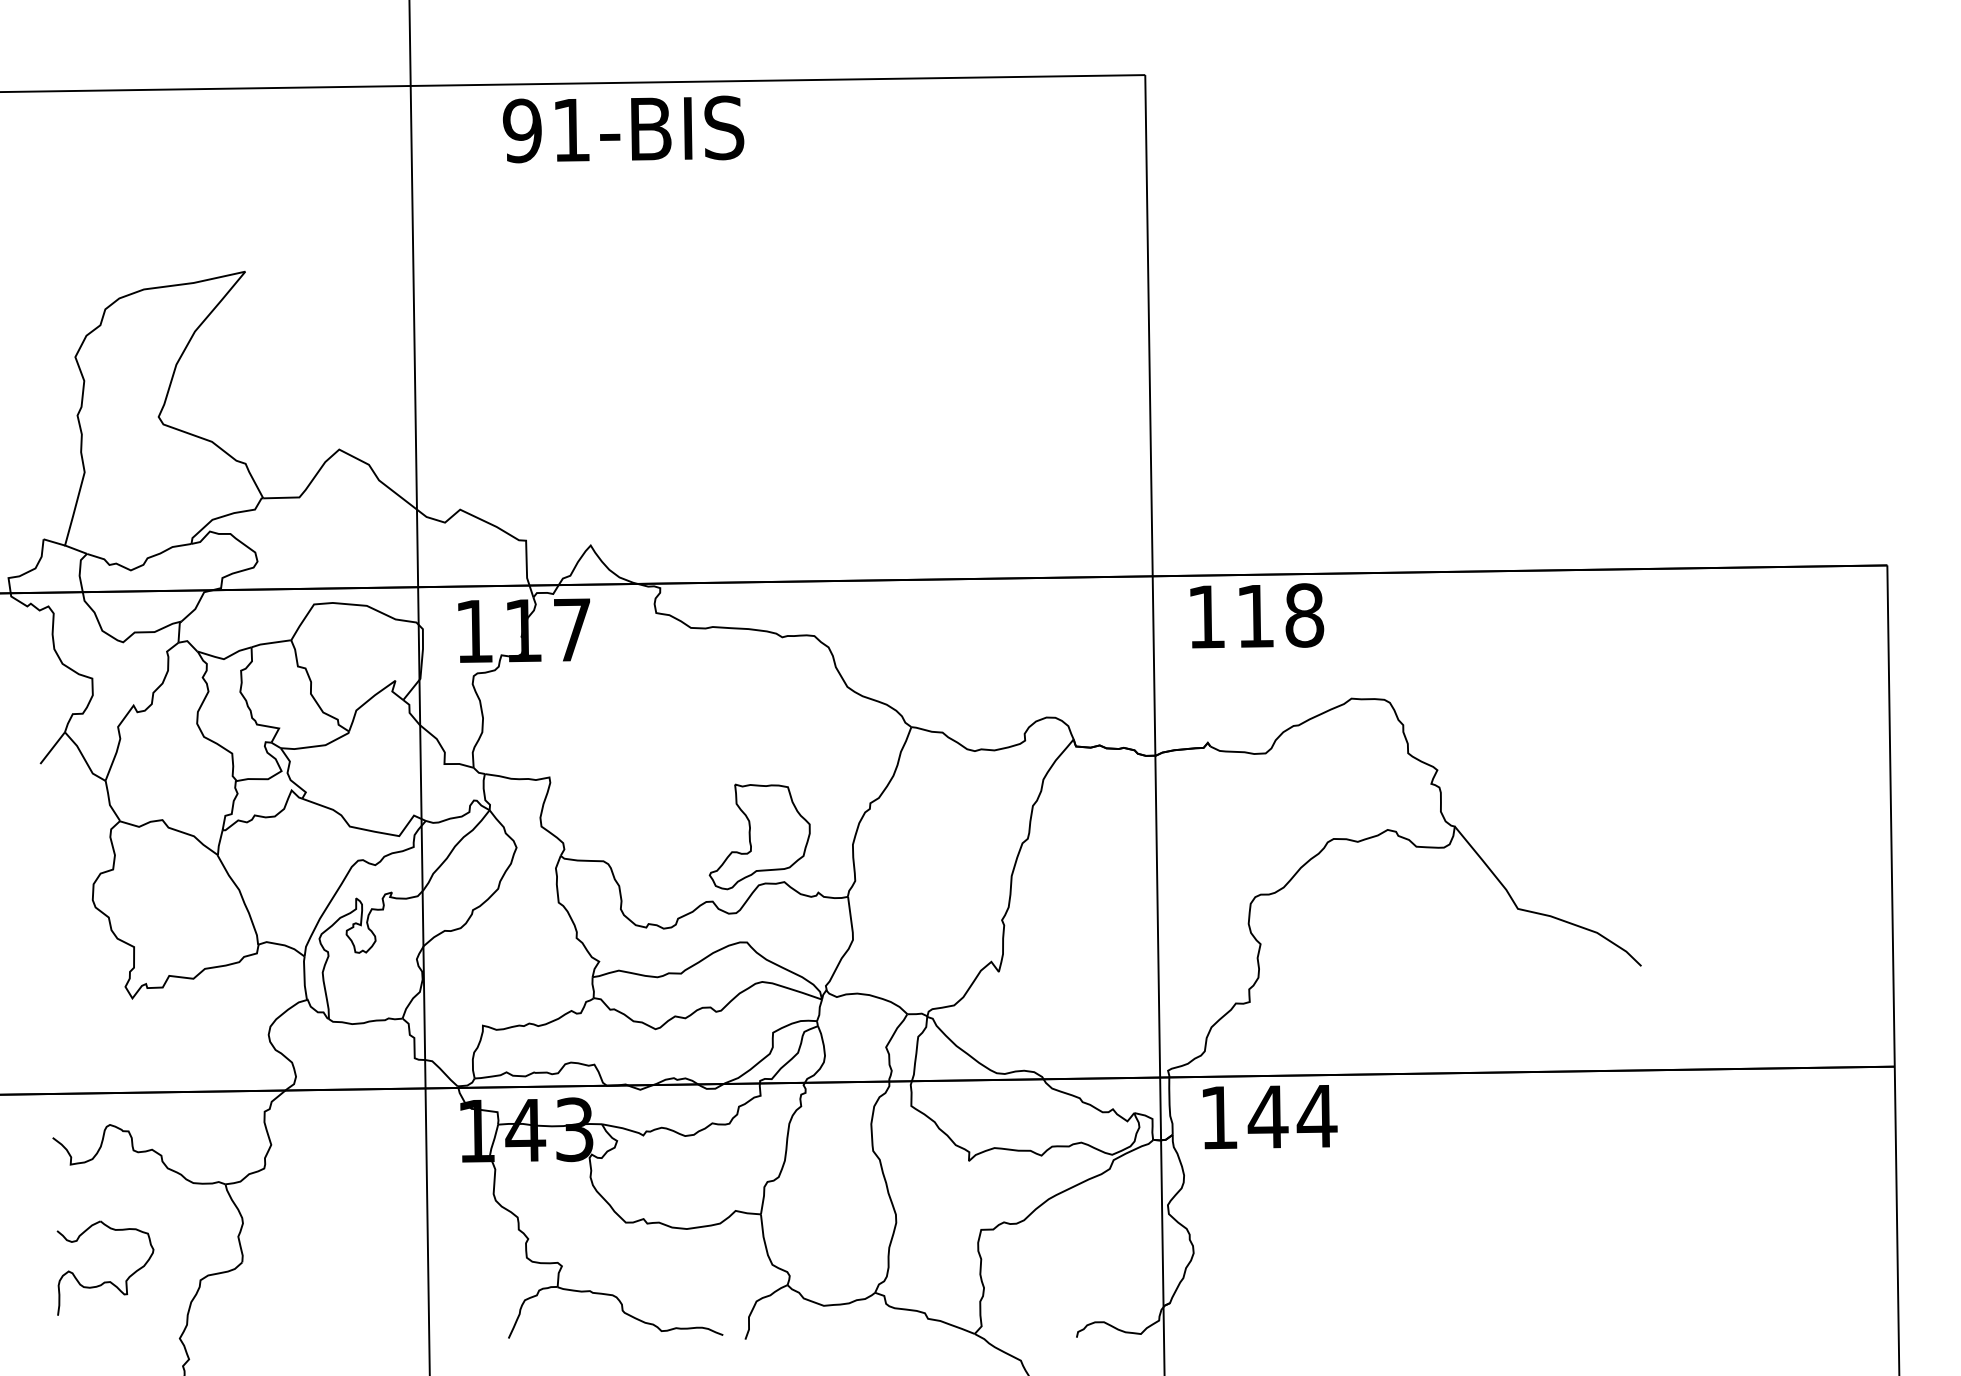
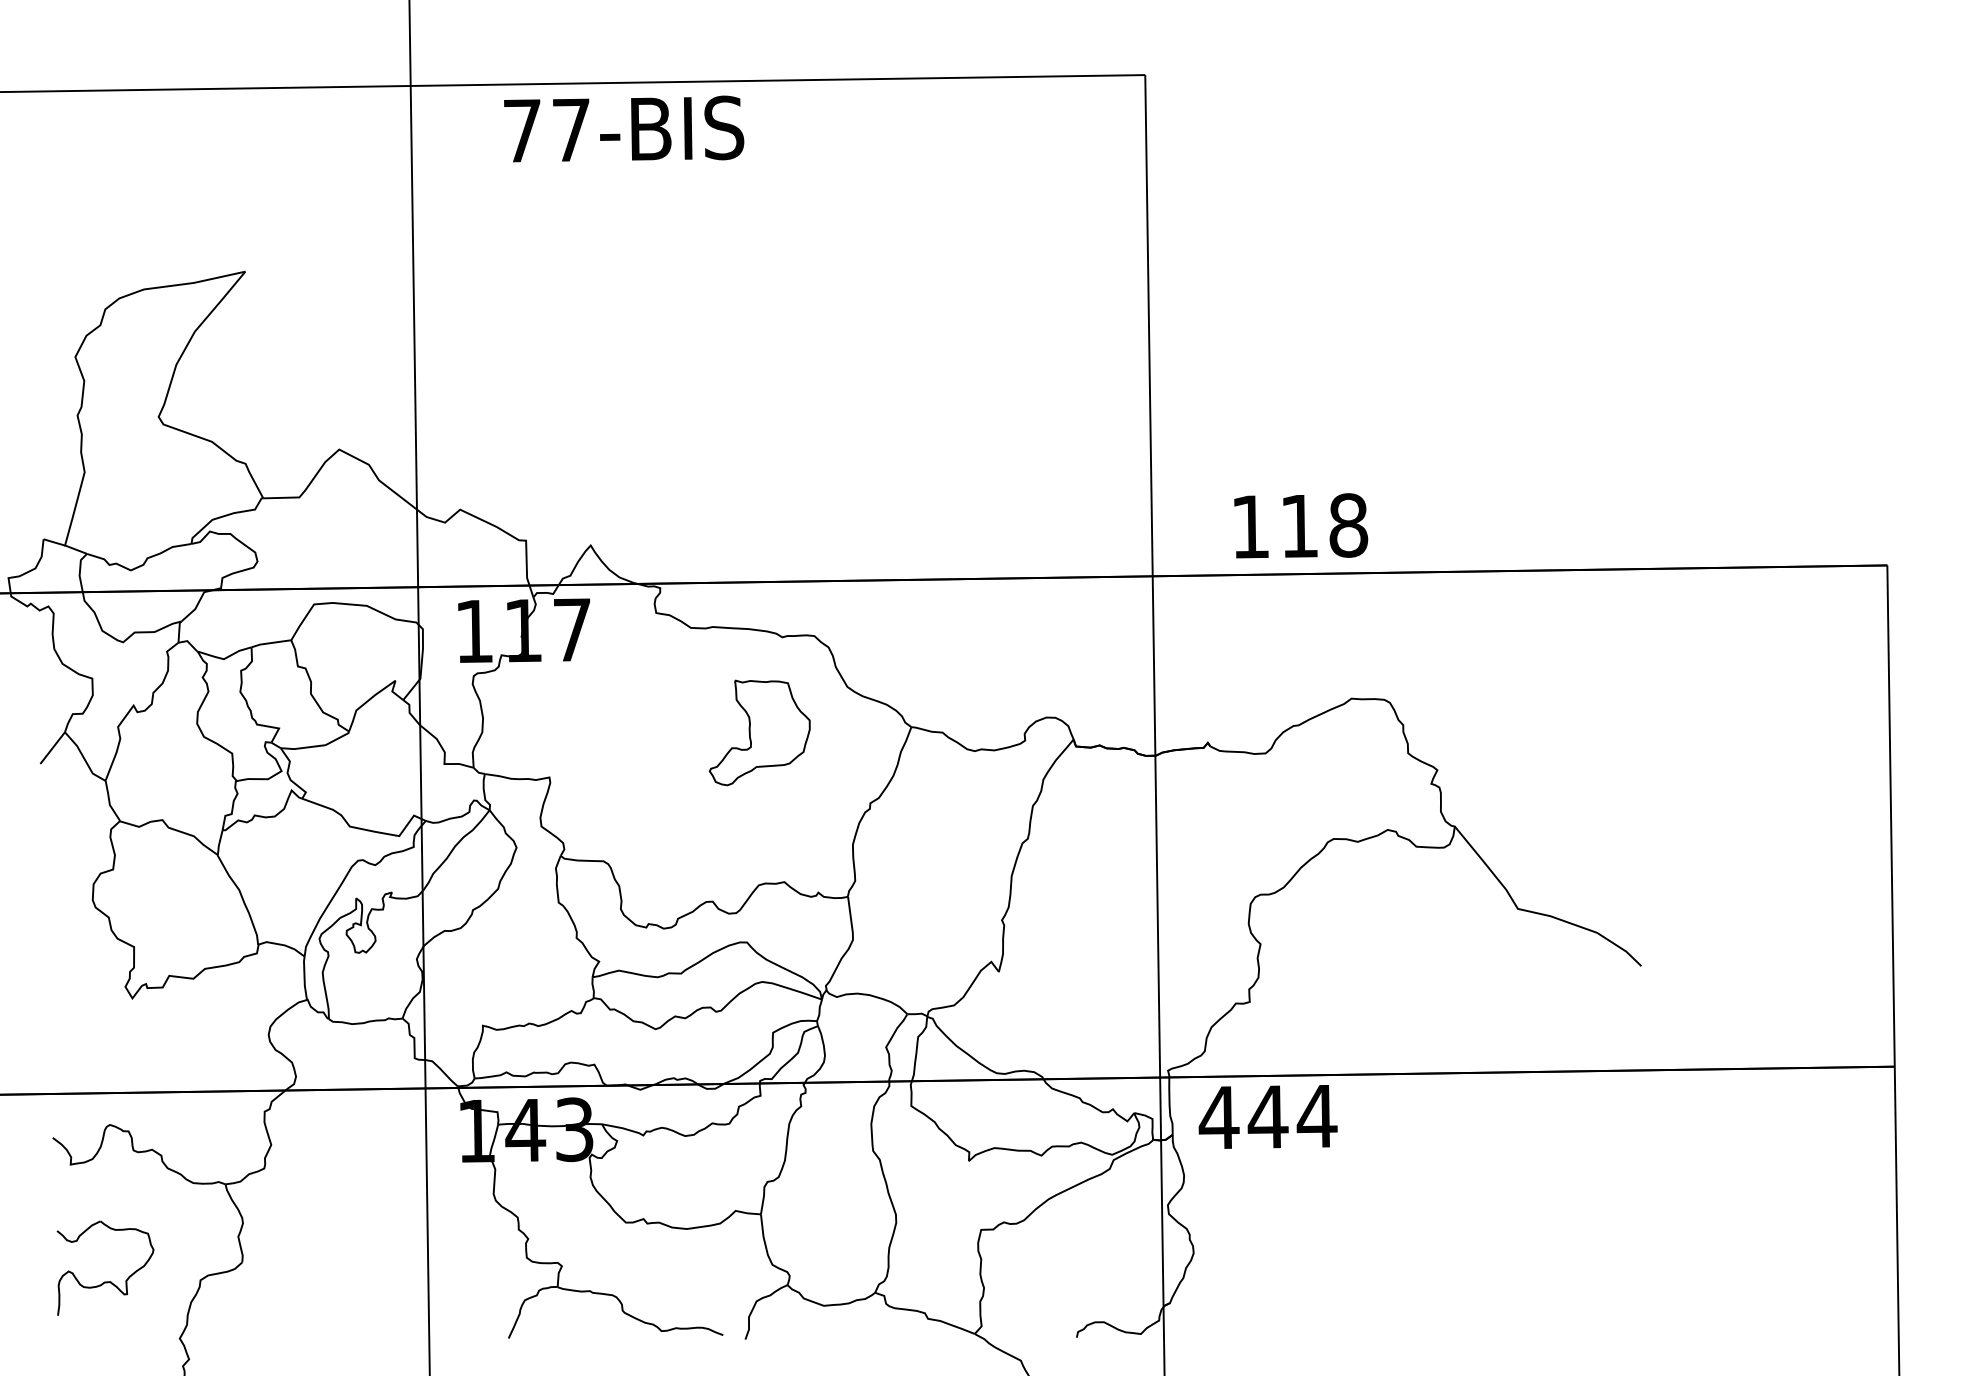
text: 91-BIS -> 77-BIS (546, 130)
text position: (1257, 615) -> (1301, 525) (1301, 525)
part position: (759, 836) -> (759, 732) (759, 732)
text: 144 -> 444 (1218, 1117)
